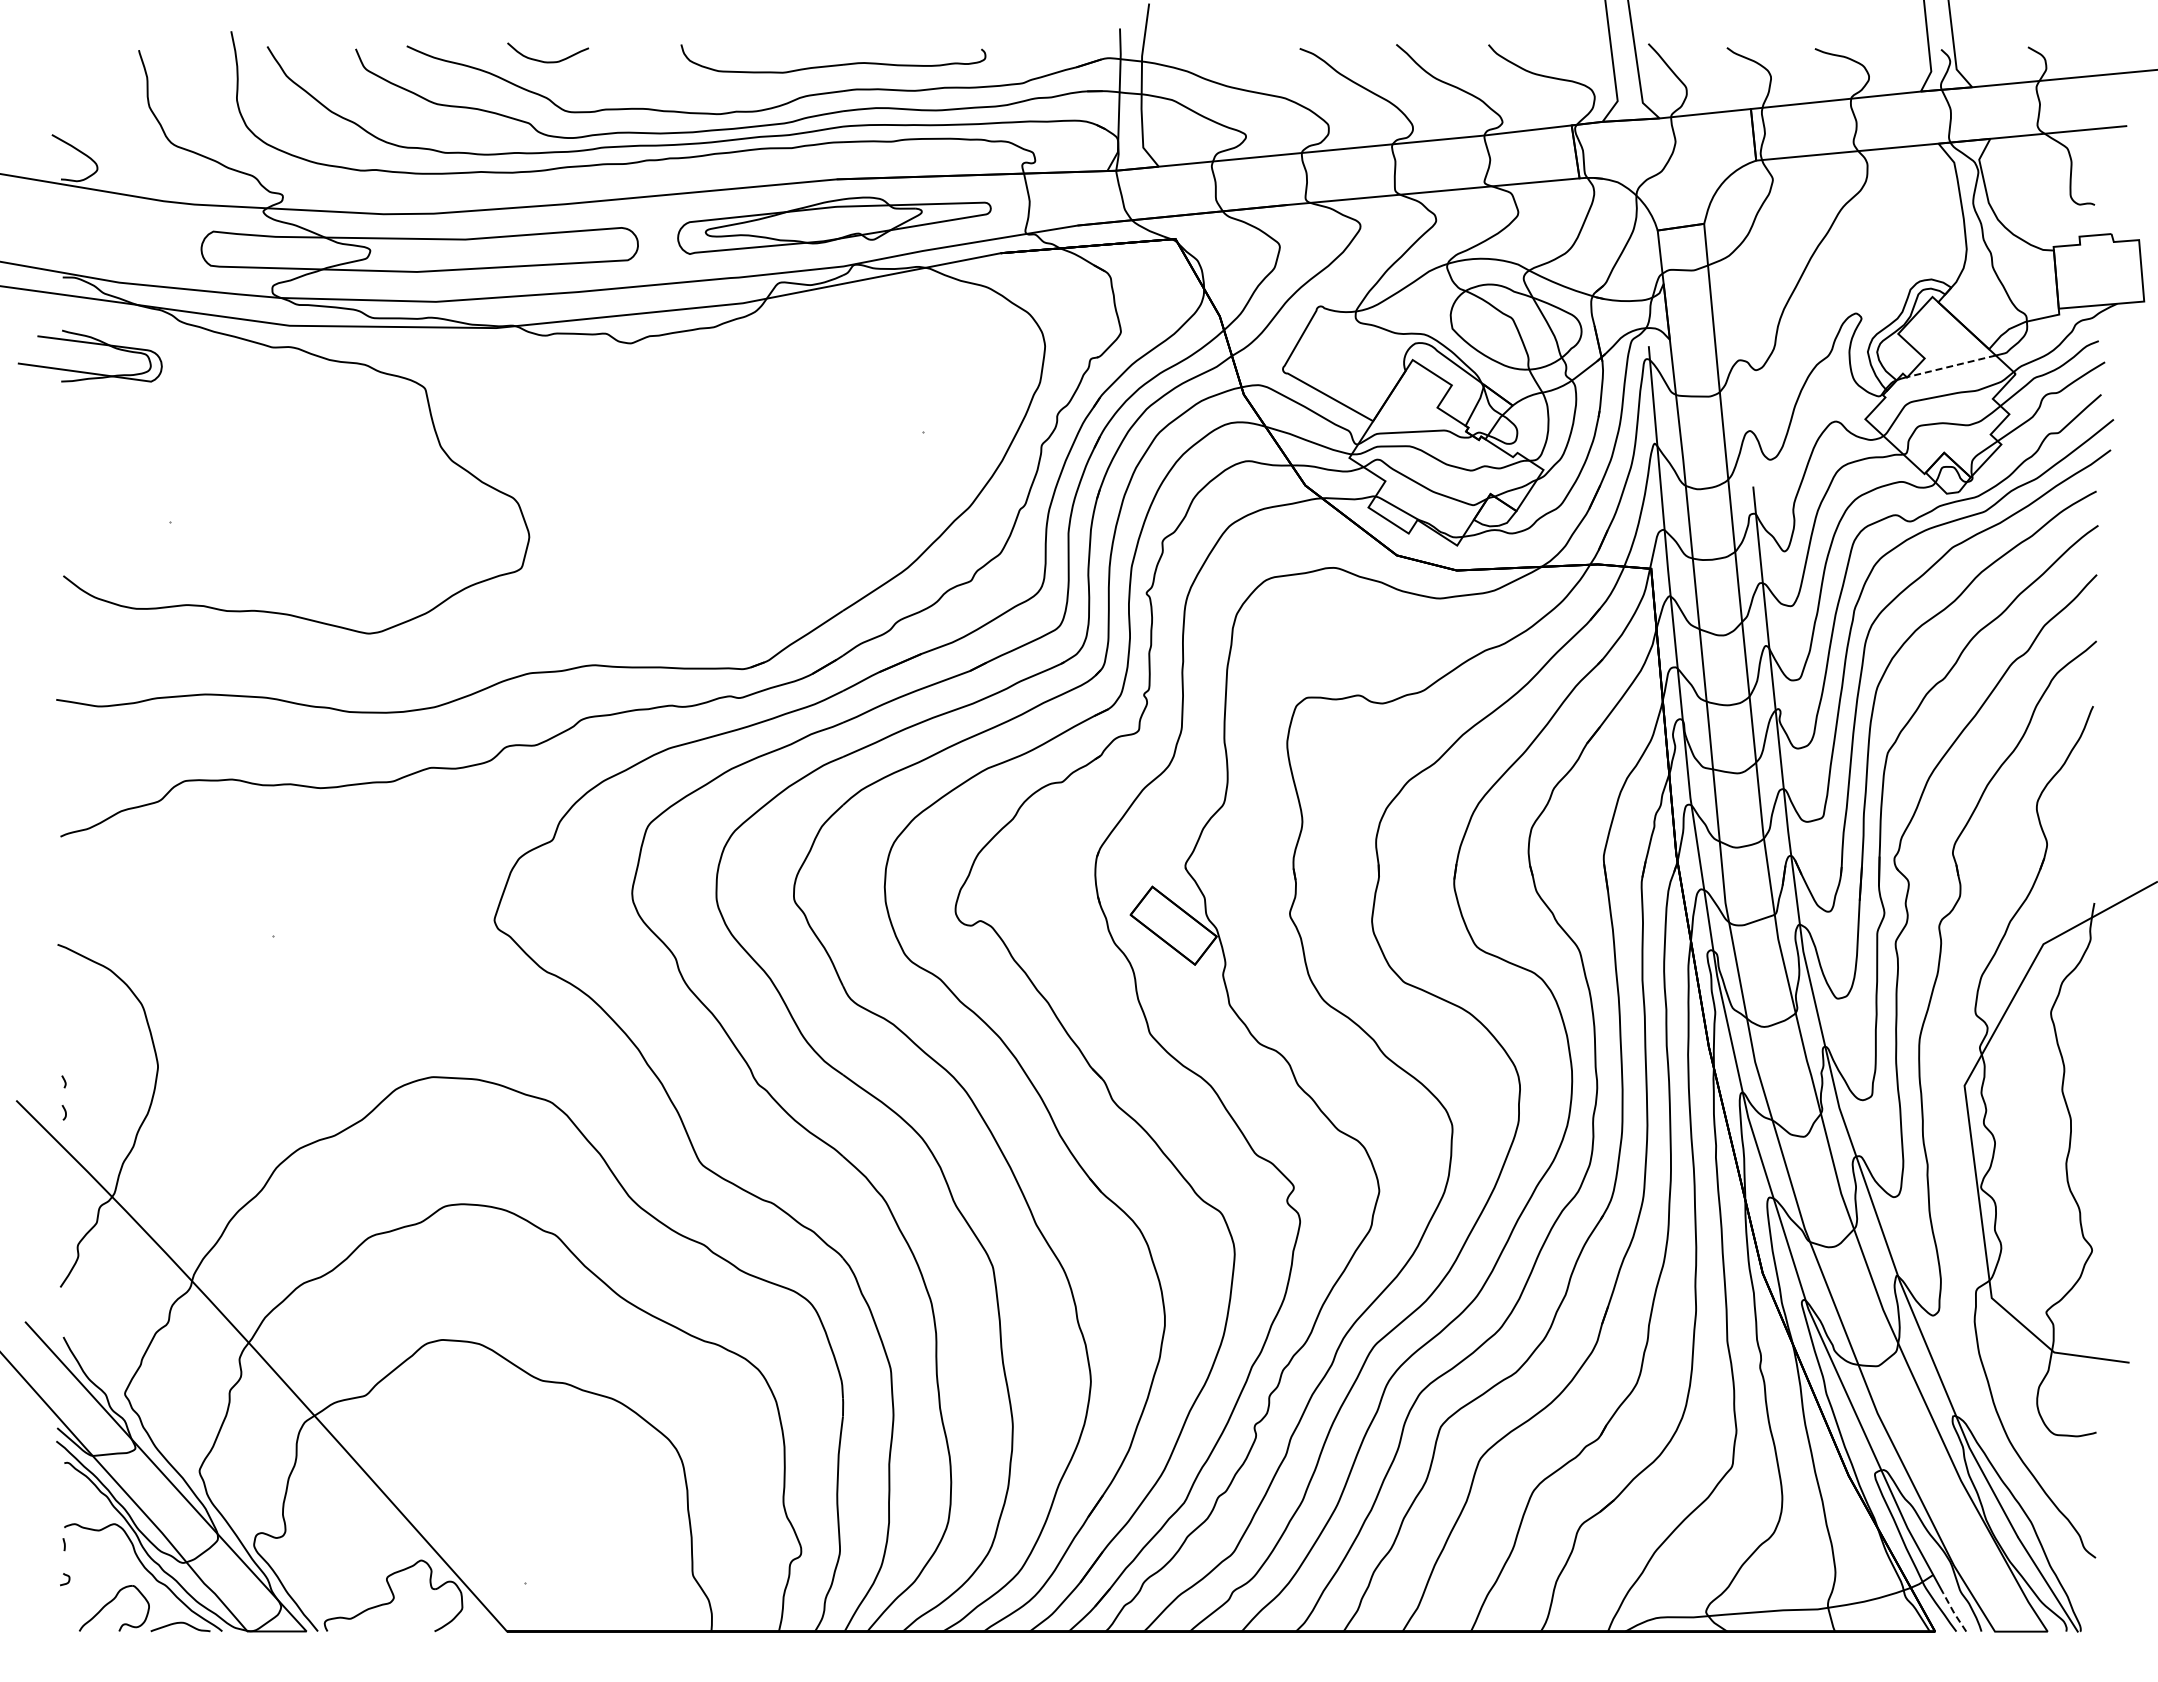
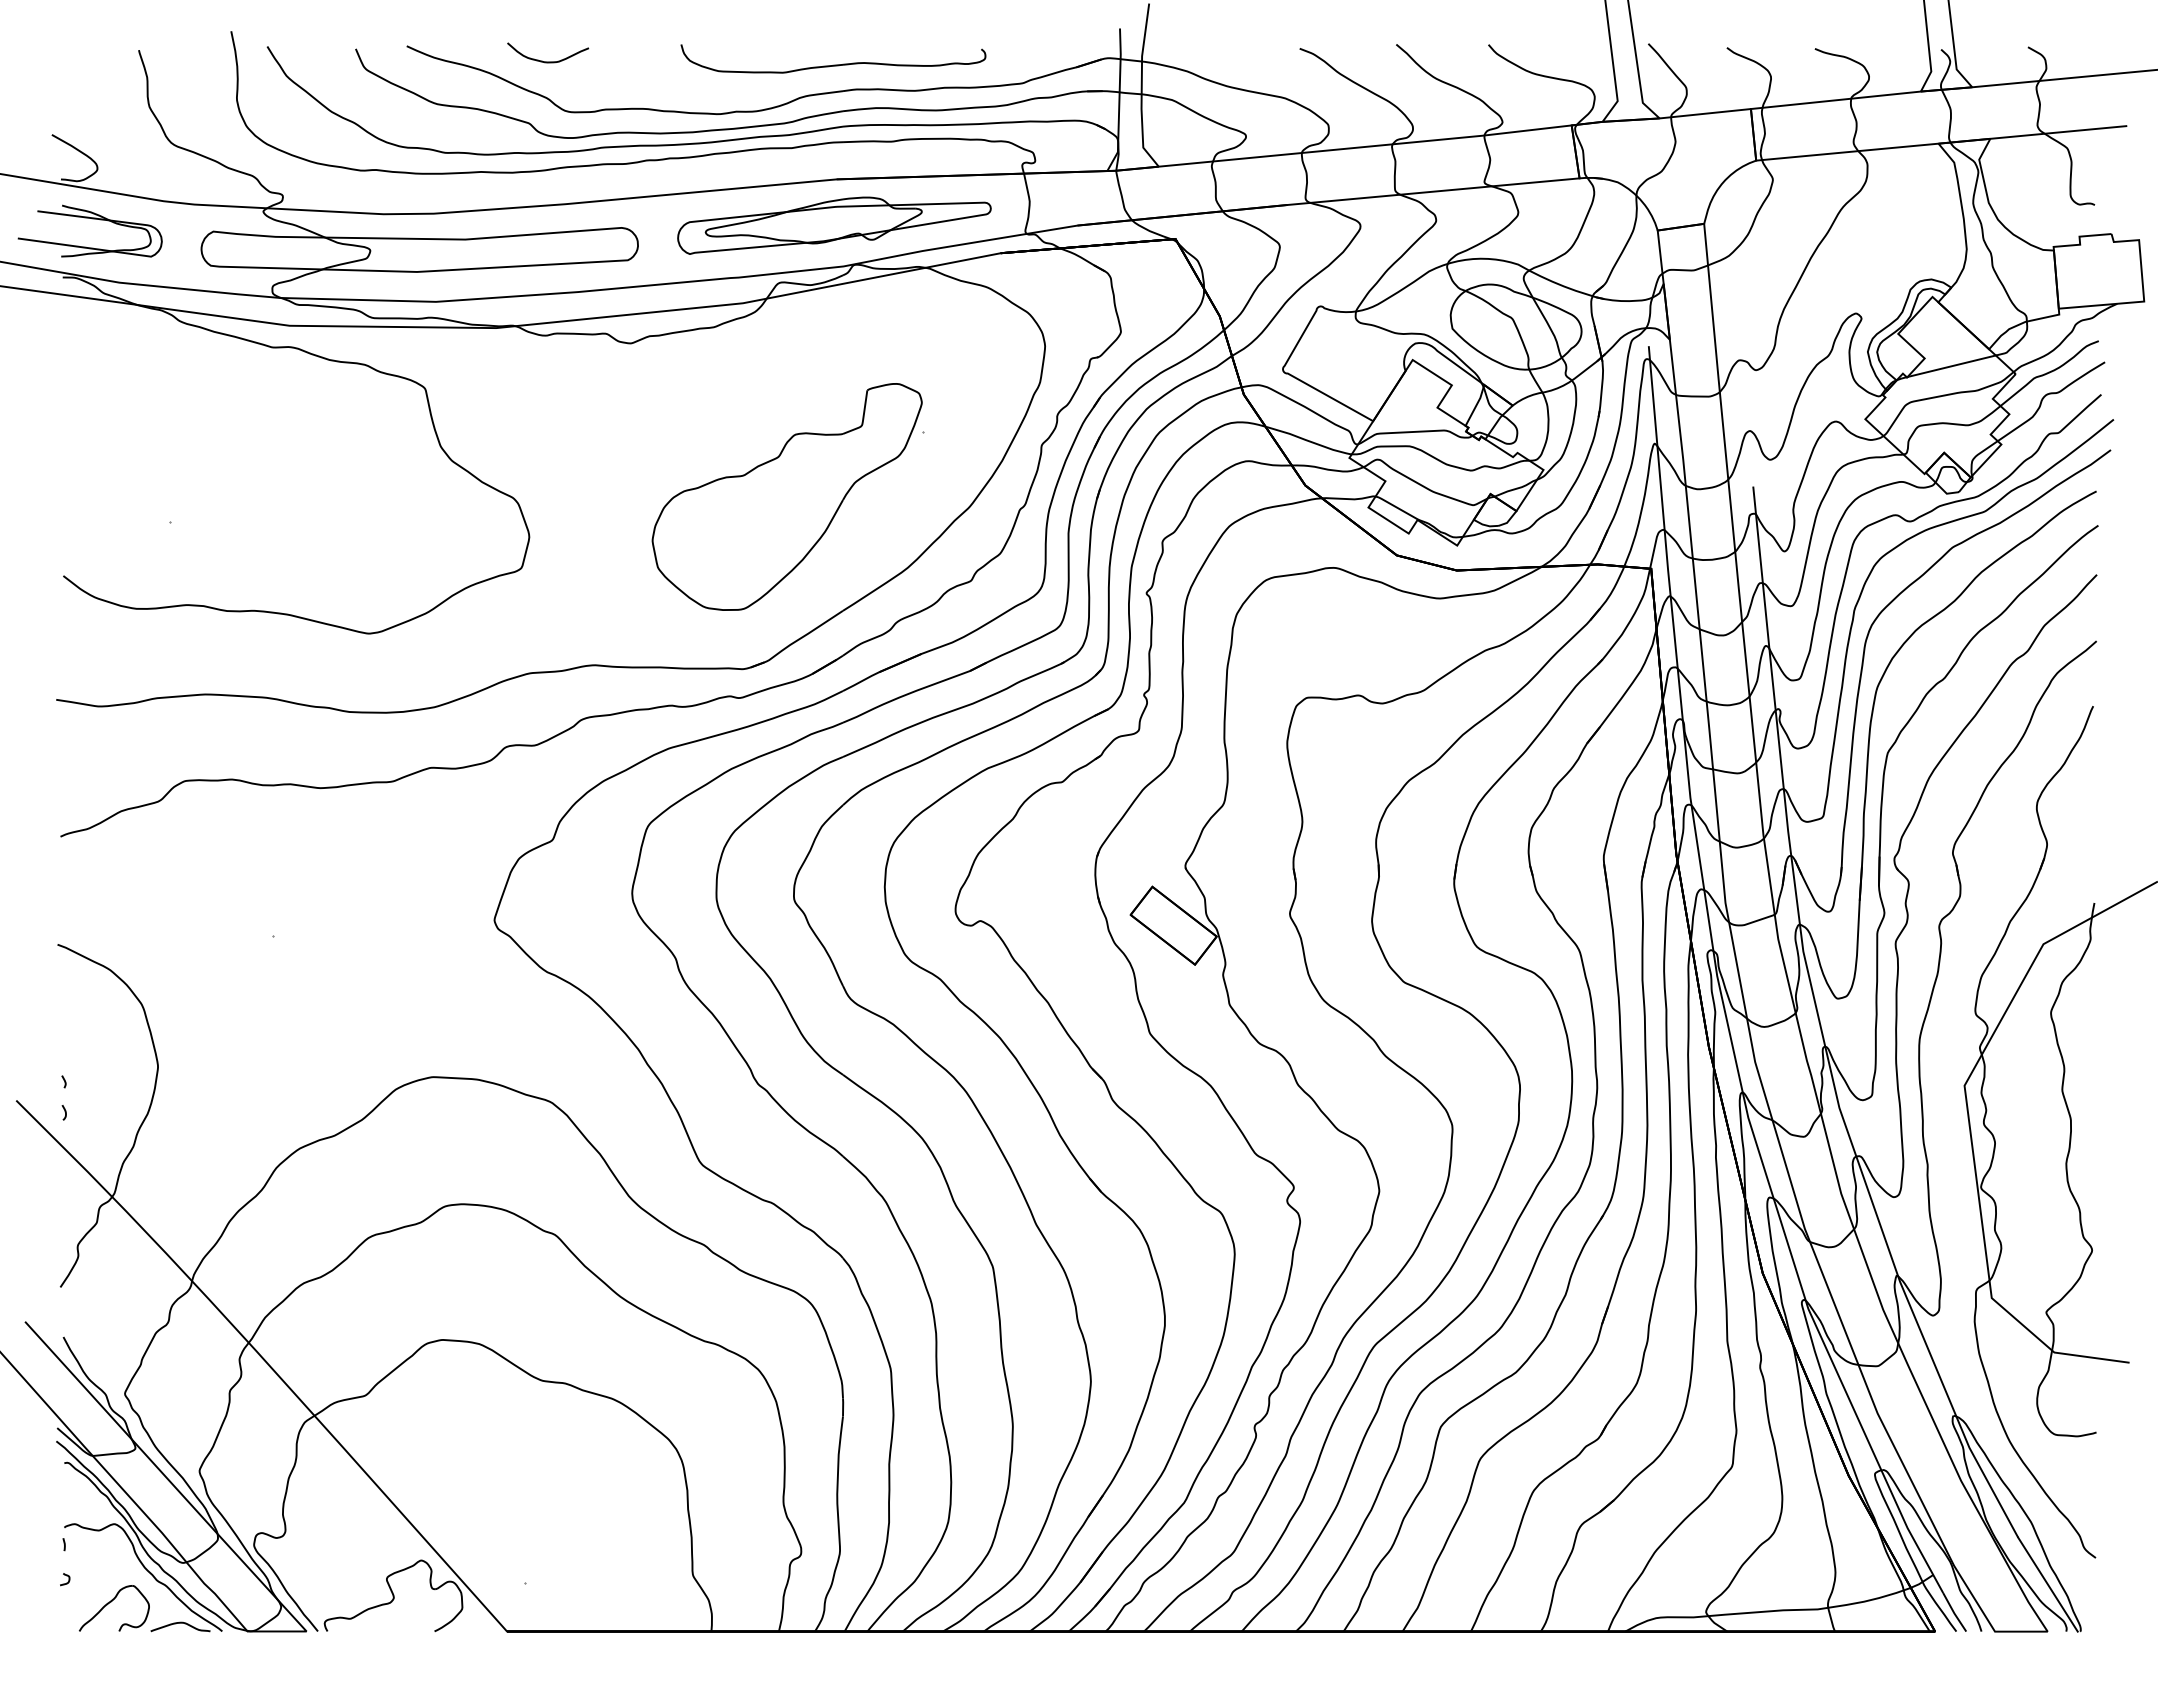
part position: (92, 344) -> (92, 219) (92, 219)
line: dashed -> solid (1951, 366)
part: none -> present (786, 496)
line: dashed -> solid (1953, 1612)
